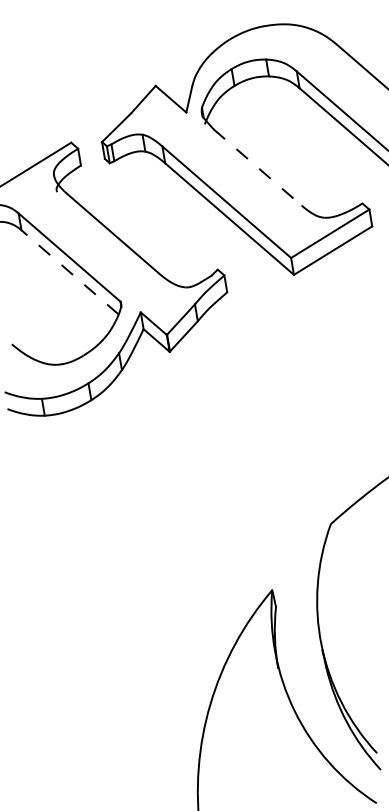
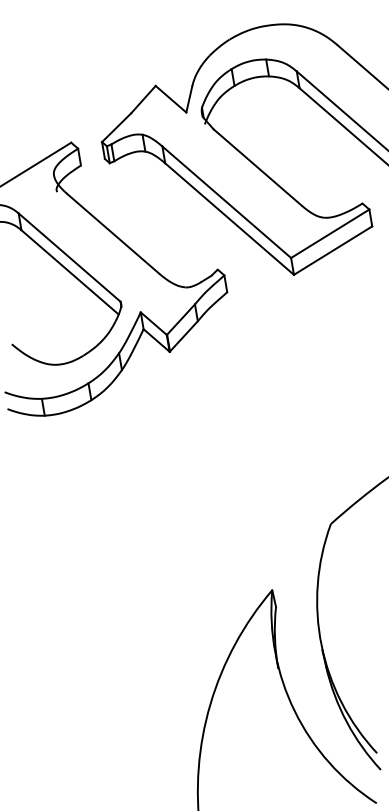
line: dashed -> solid (258, 167)
line: dashed -> solid (69, 272)
